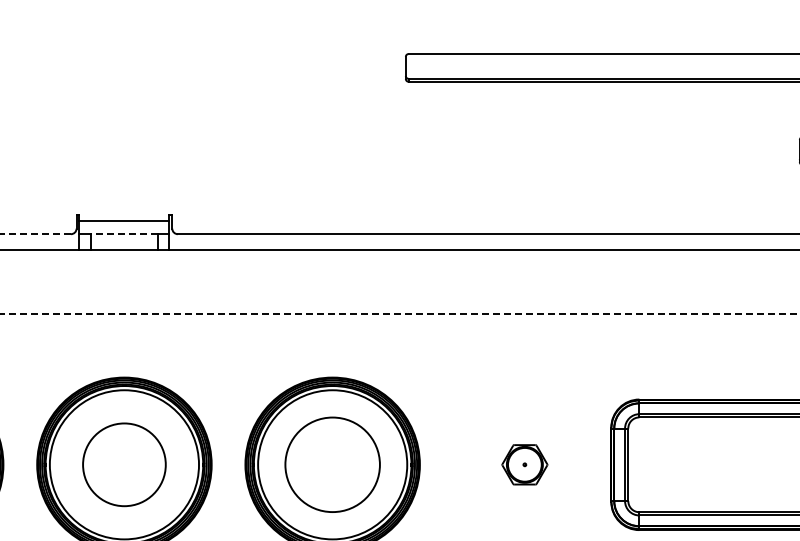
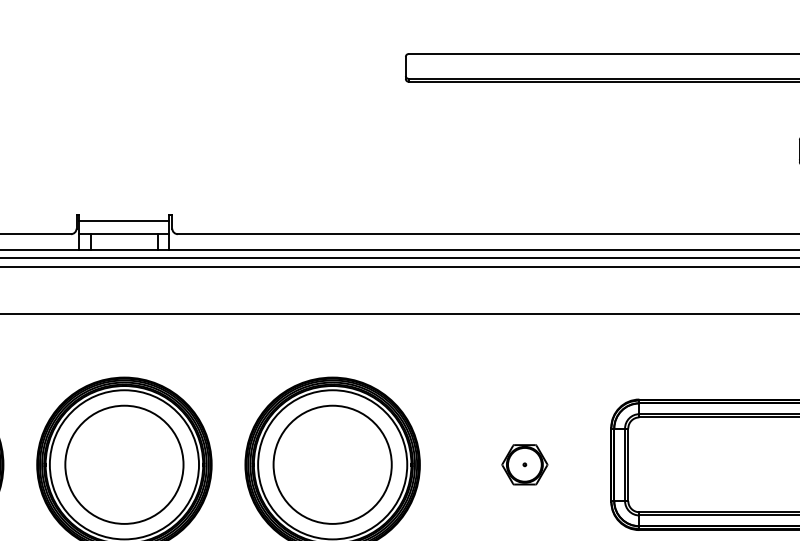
line: dashed -> solid (34, 234)
line: dashed -> solid (124, 234)
line: none -> present (399, 257)
line: none -> present (399, 266)
line: dashed -> solid (400, 313)
circle diameter: 83 px -> 118 px (124, 464)
circle diameter: 95 px -> 118 px (332, 464)
